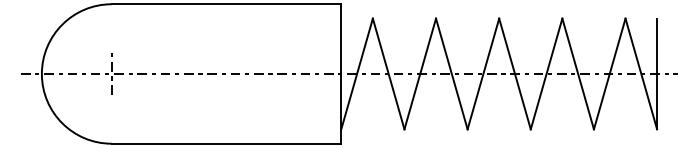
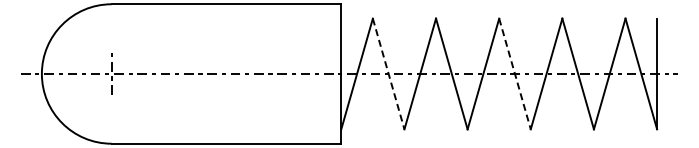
line: solid -> dashed (388, 73)
line: solid -> dashed (514, 73)
